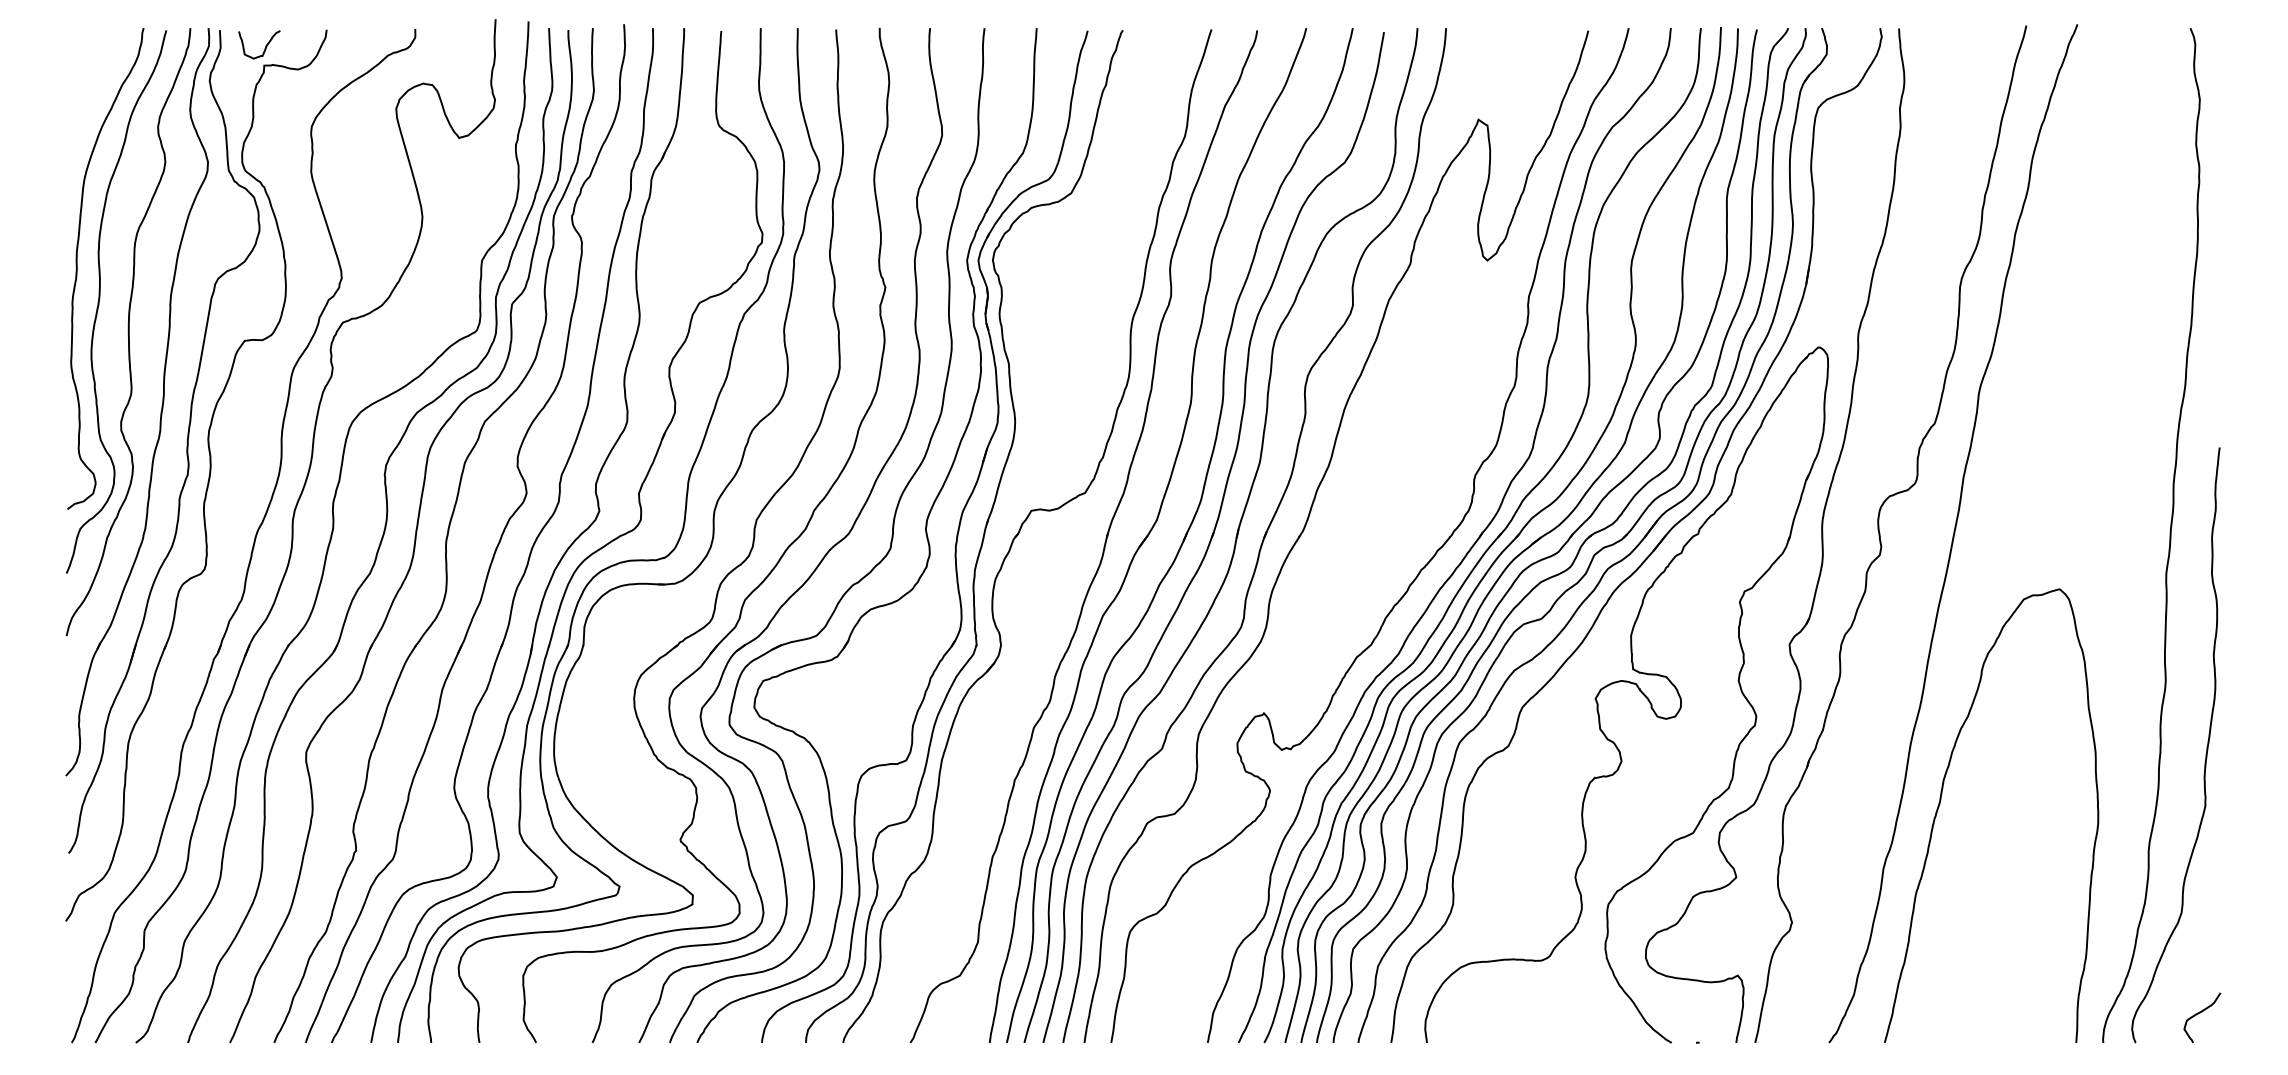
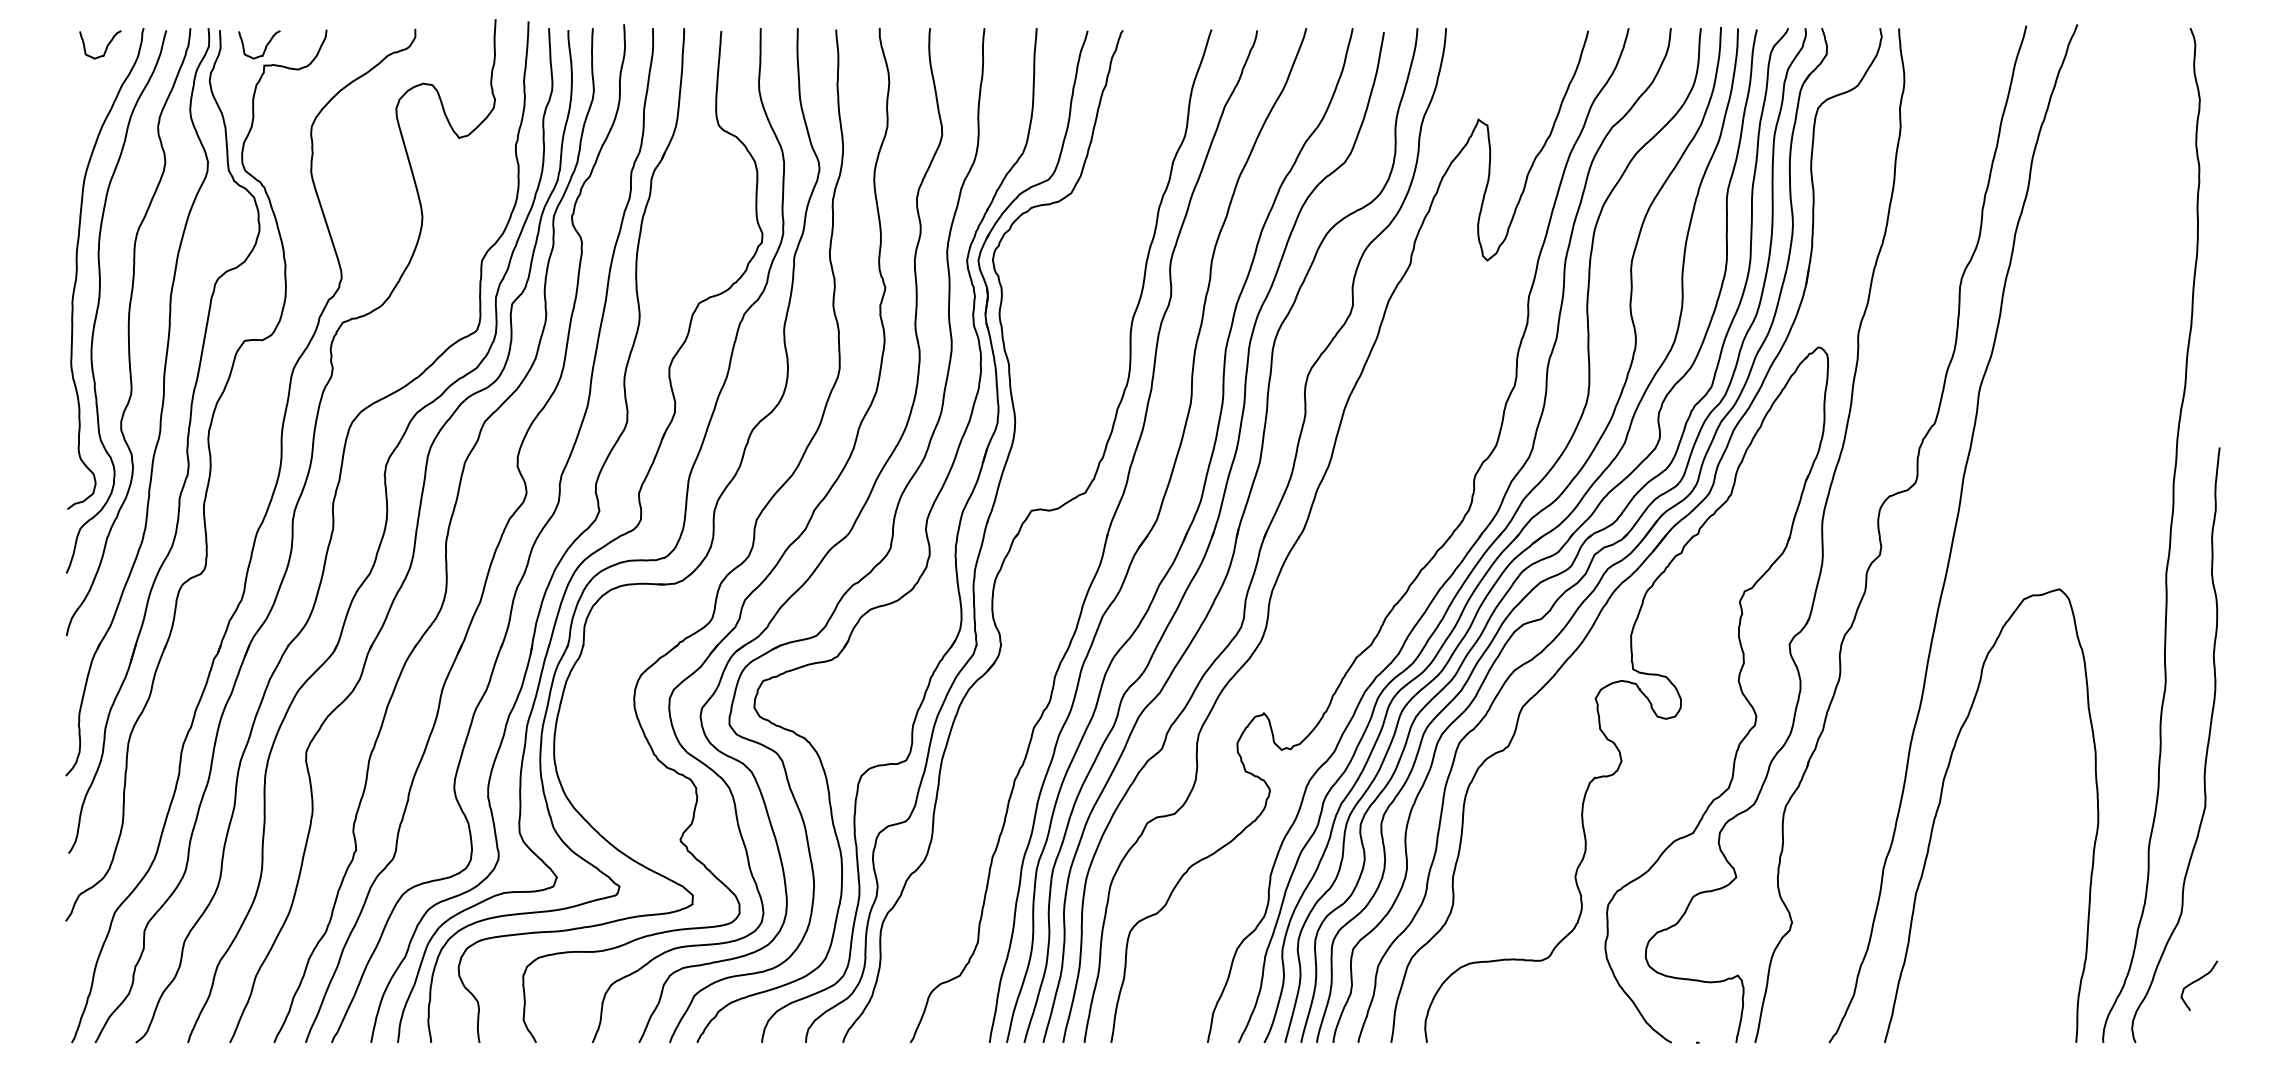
curve: none -> present (106, 45)
curve position: (2200, 1013) -> (2197, 981) (2197, 981)
